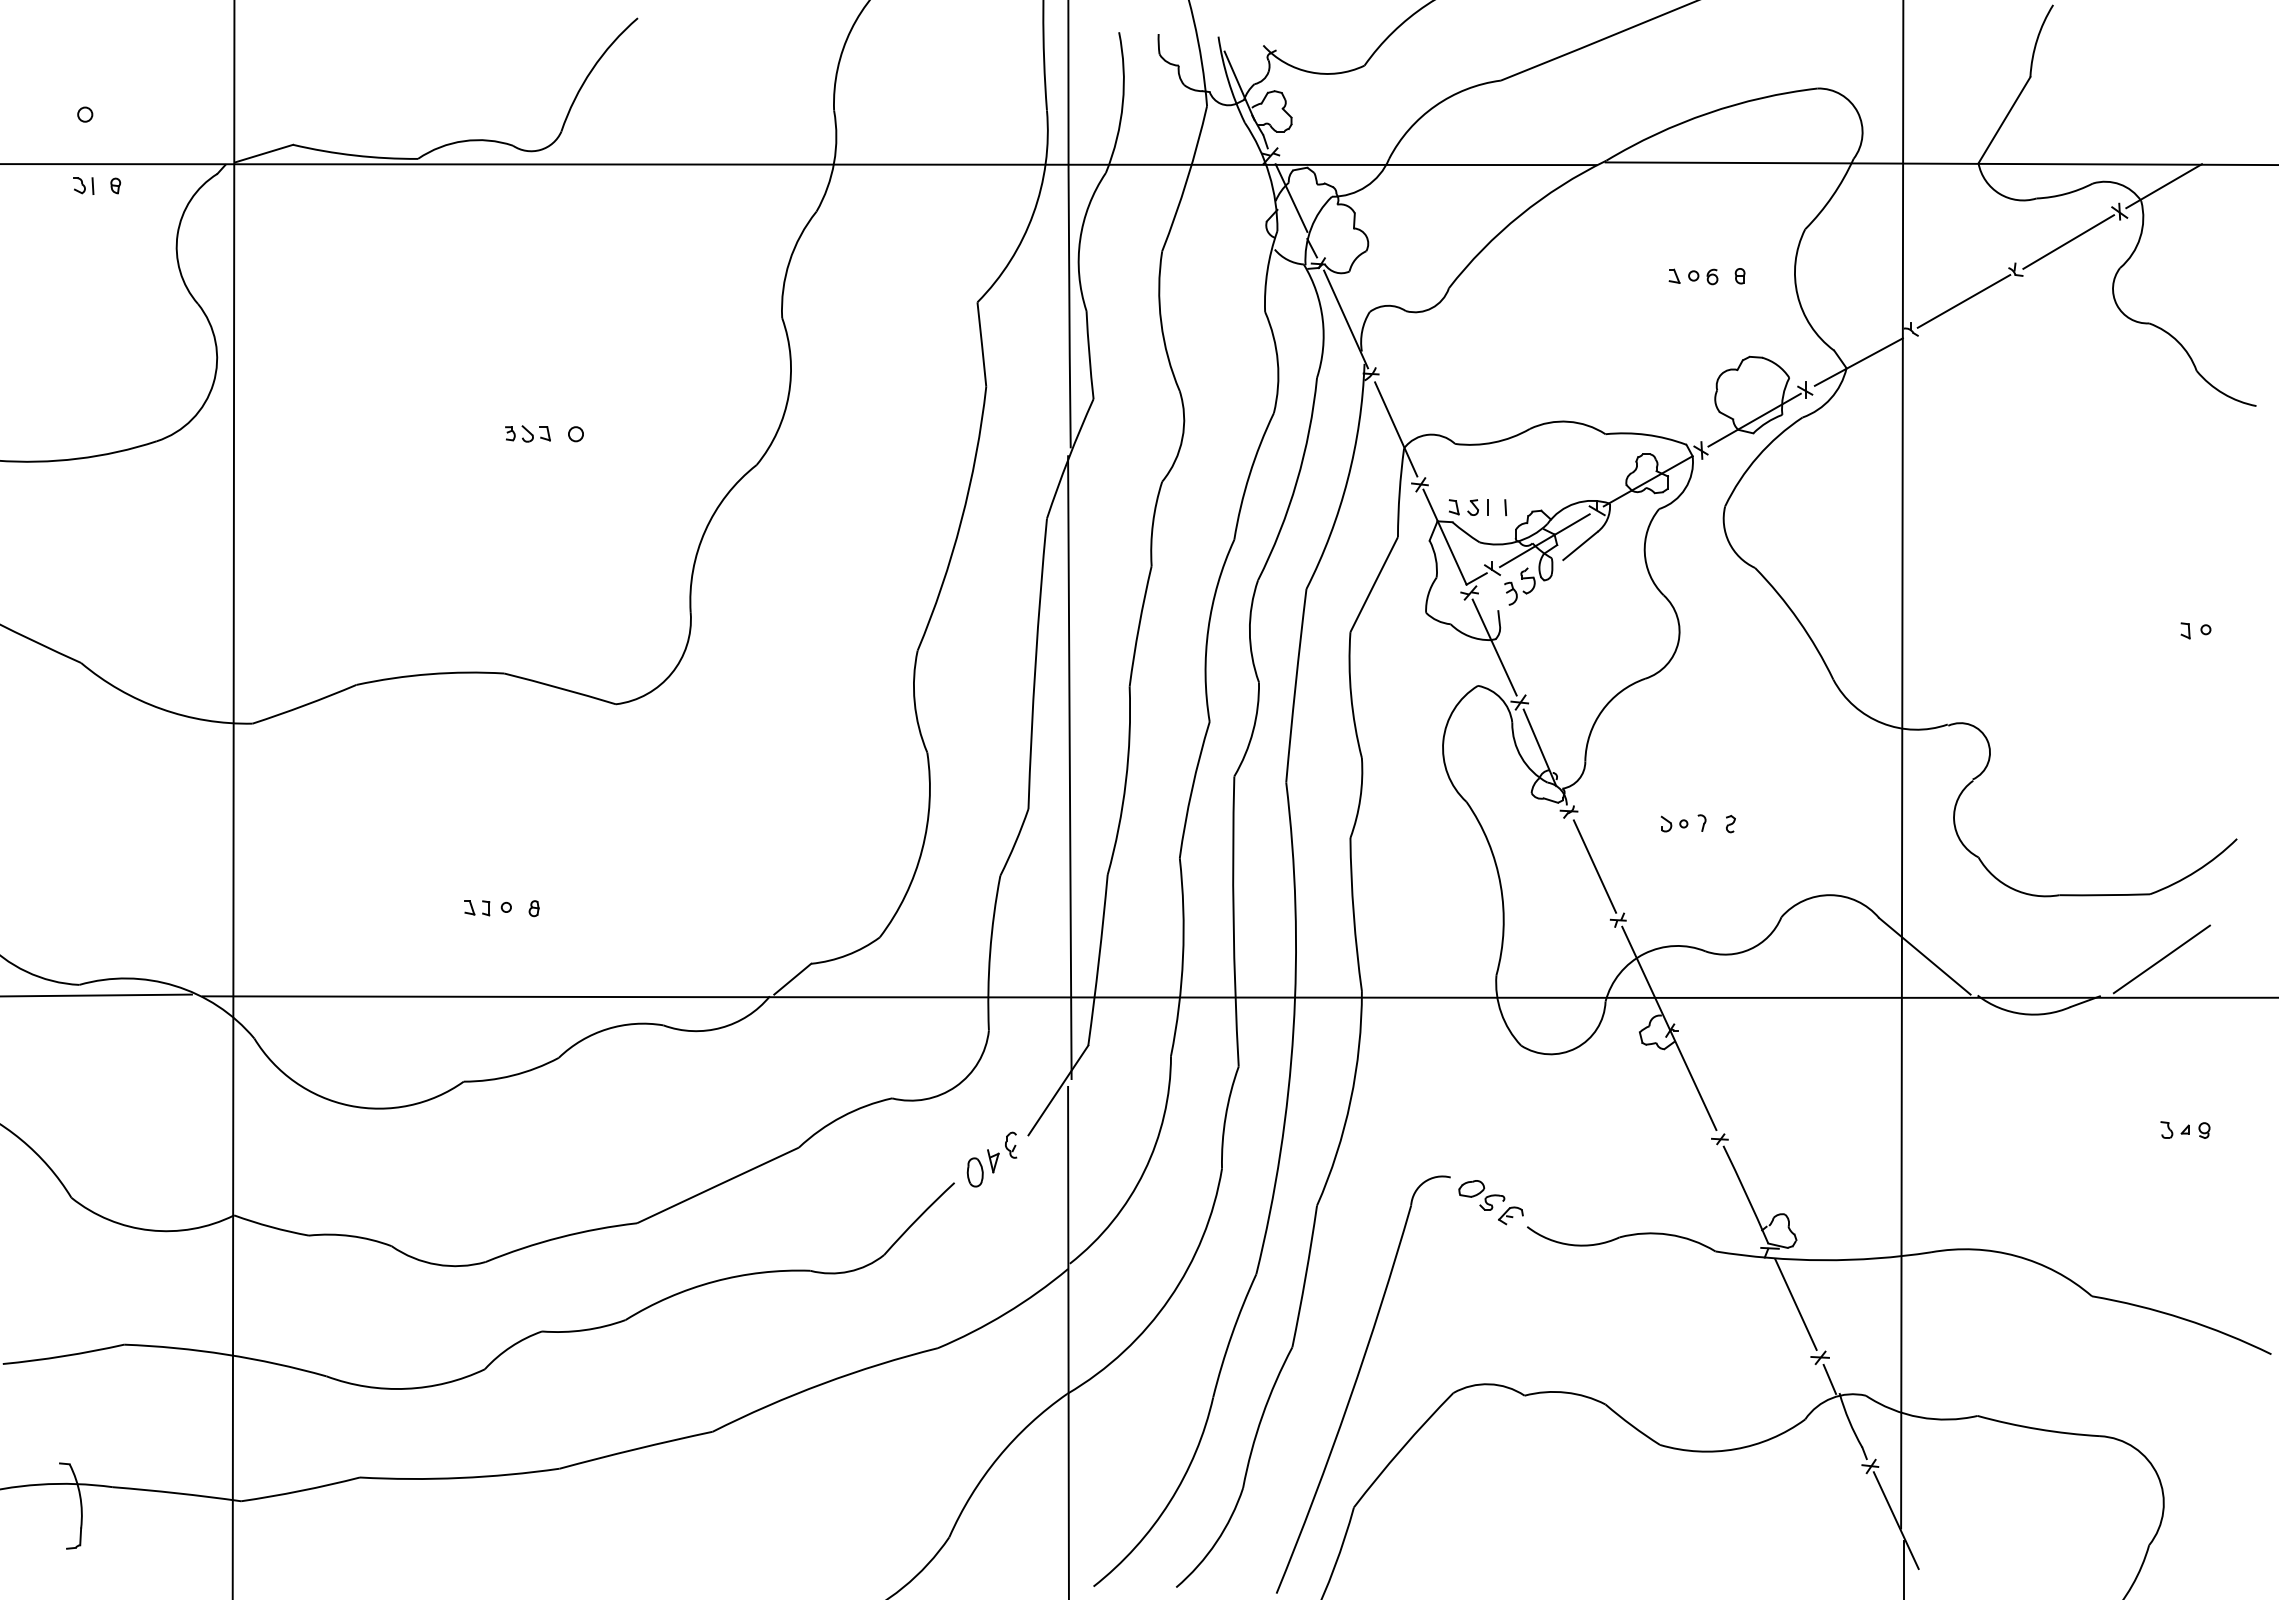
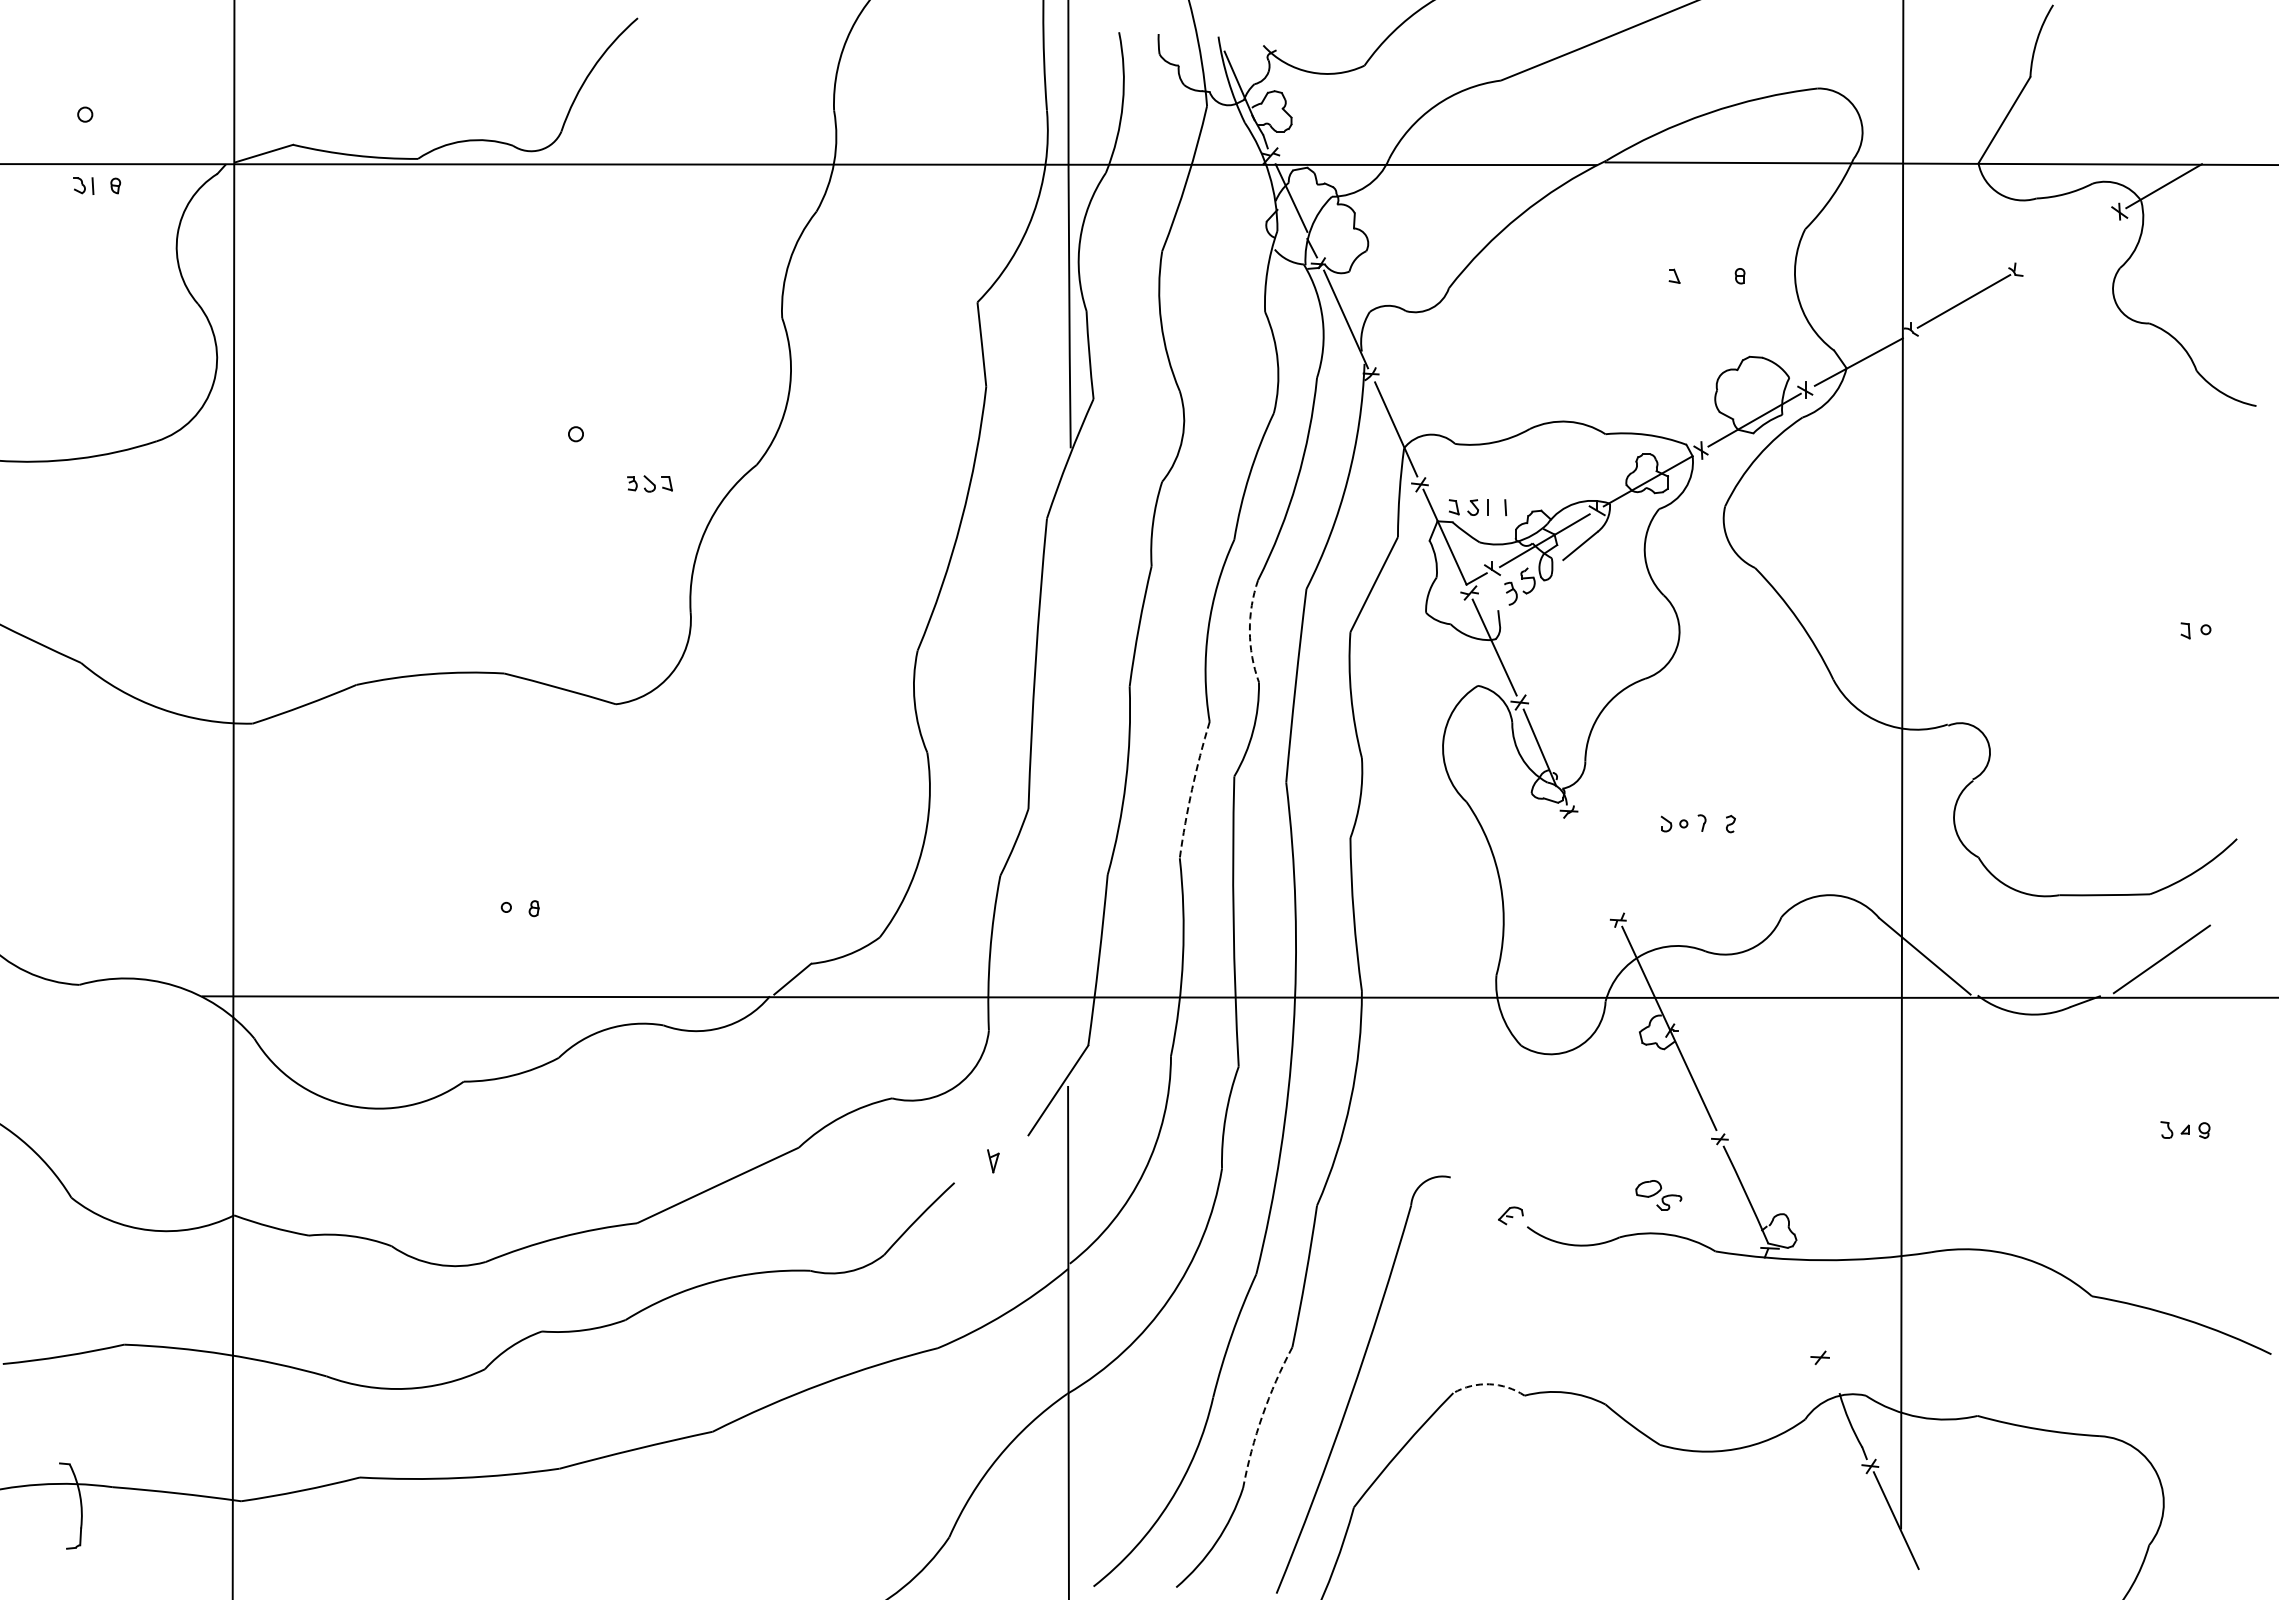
line: present -> none (2068, 241)
part: present -> none (1703, 276)
part position: (527, 433) -> (649, 483) (649, 483)
arc: solid -> dashed (1249, 631)
line: present -> none (1069, 767)
arc: solid -> dashed (1192, 789)
line: present -> none (1594, 866)
part: present -> none (477, 908)
line: present -> none (96, 995)
part: present -> none (1011, 1144)
part: present -> none (974, 1172)
part position: (1481, 1195) -> (1658, 1195) (1658, 1195)
line: present -> none (1795, 1304)
line: present -> none (1829, 1378)
arc: solid -> dashed (1489, 1384)
arc: solid -> dashed (1262, 1415)
line: present -> none (1903, 1568)
